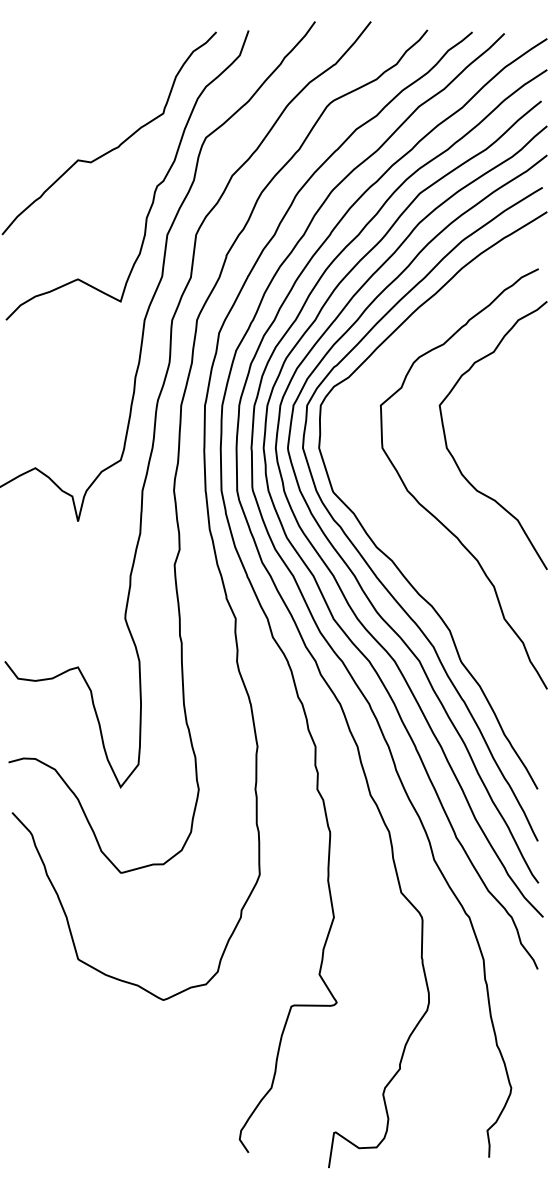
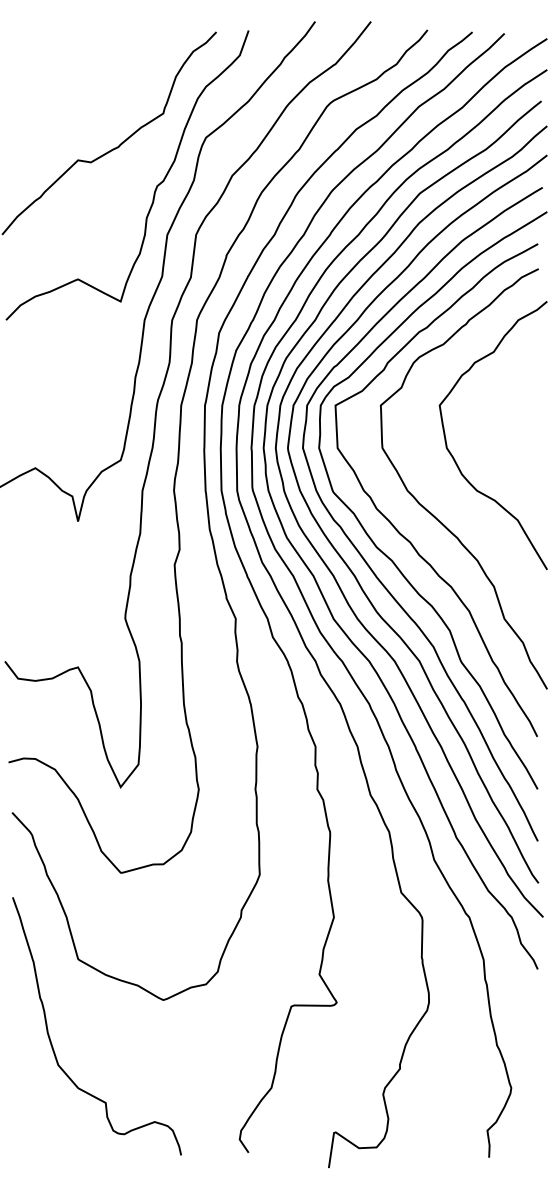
curve: none -> present (394, 525)
curve: none -> present (51, 1040)
